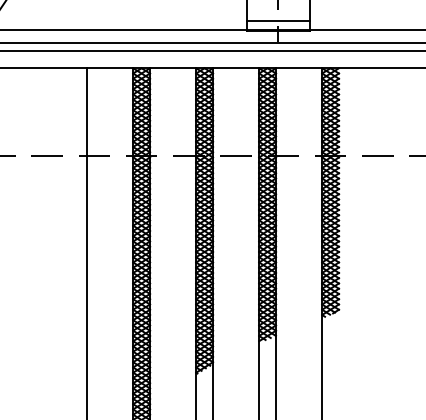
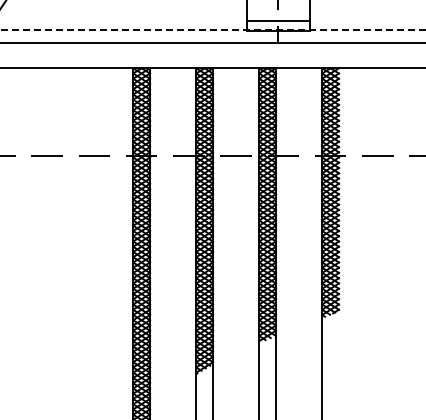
line: solid -> dashed (213, 30)
line: present -> none (212, 51)
line: present -> none (87, 242)
